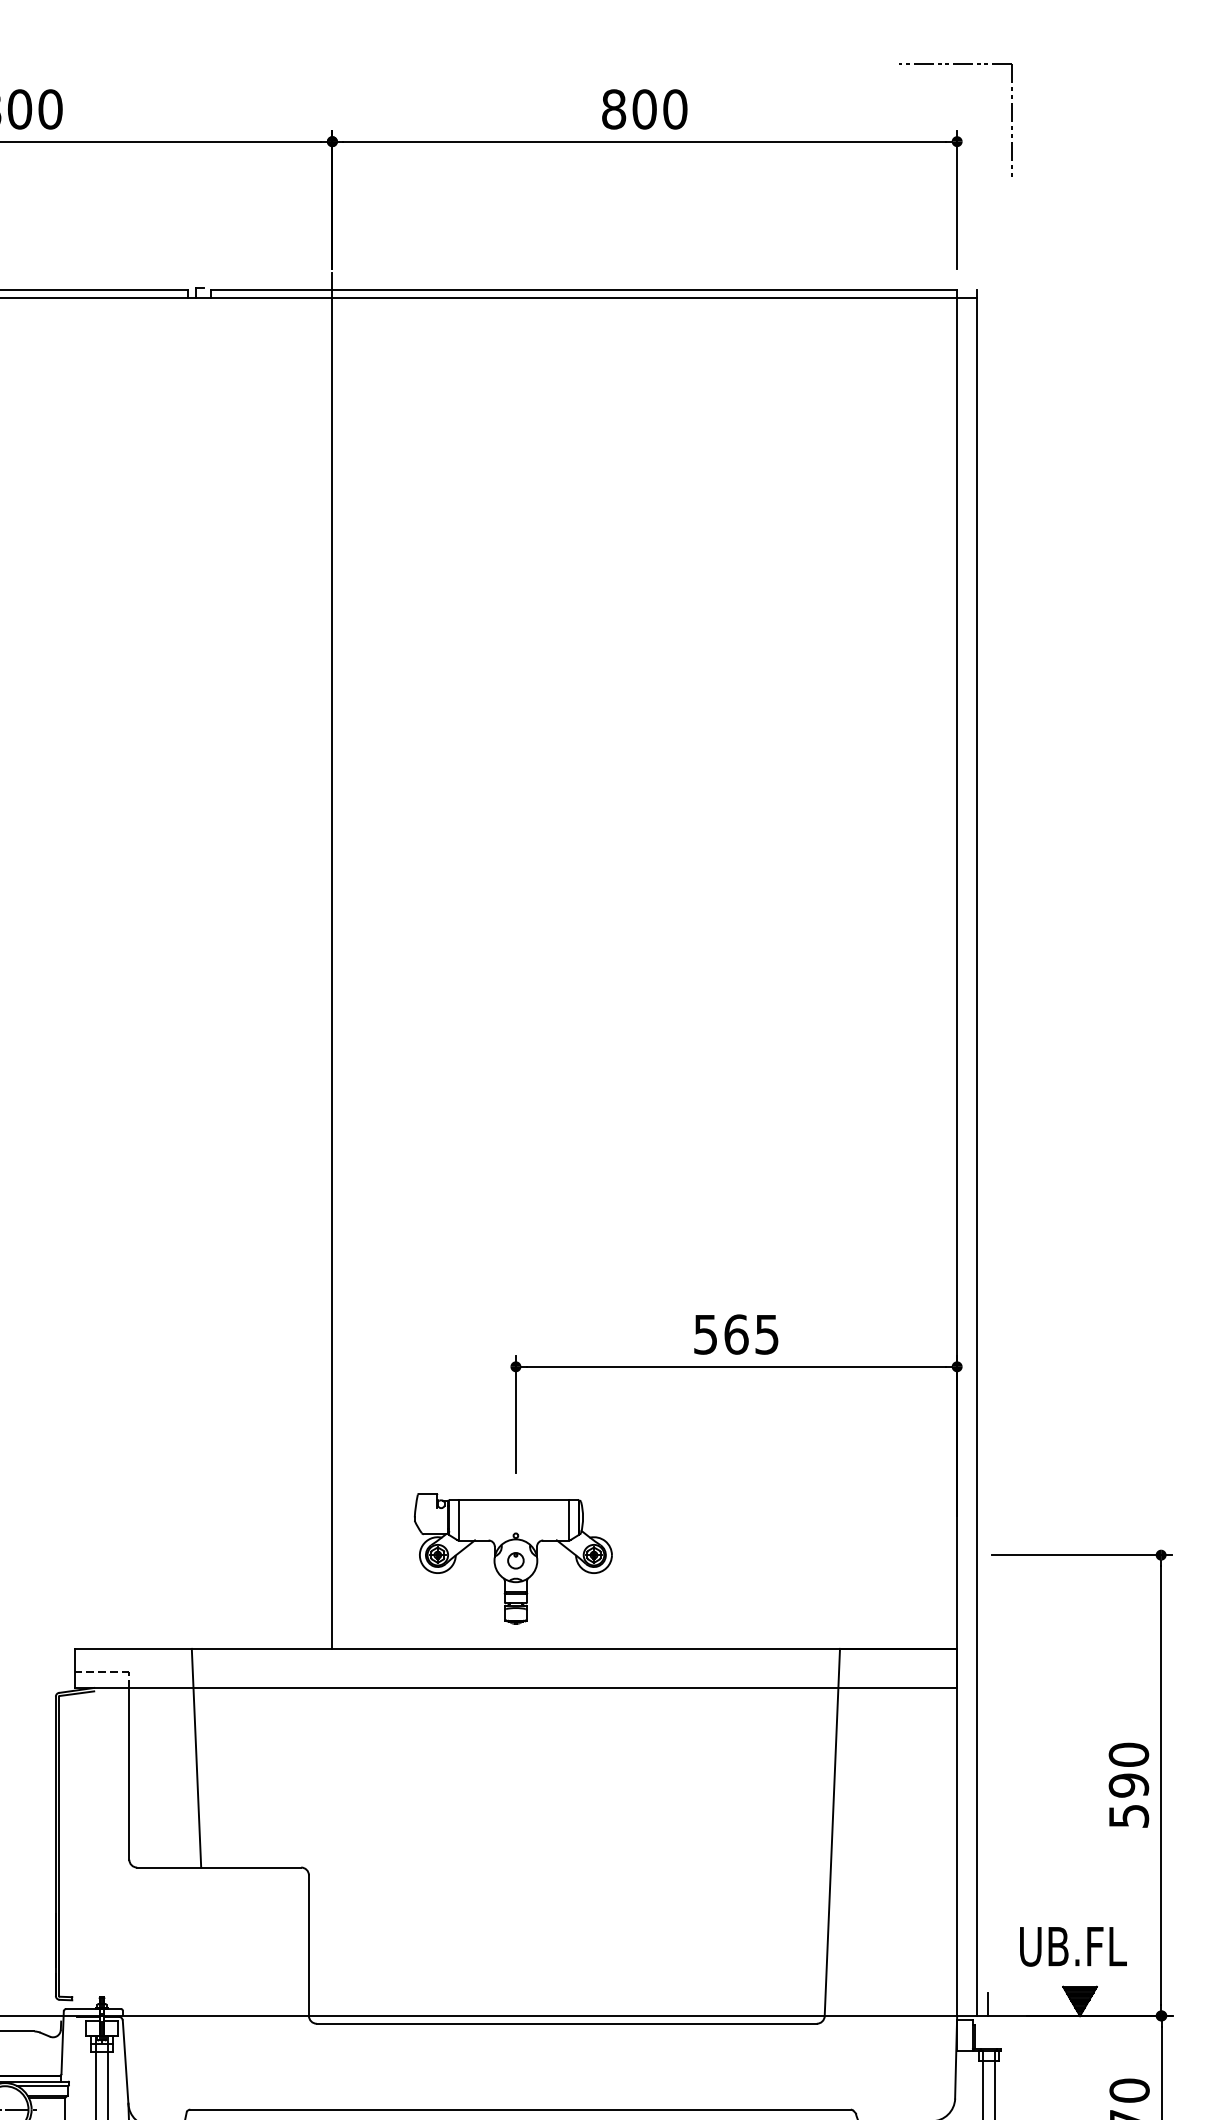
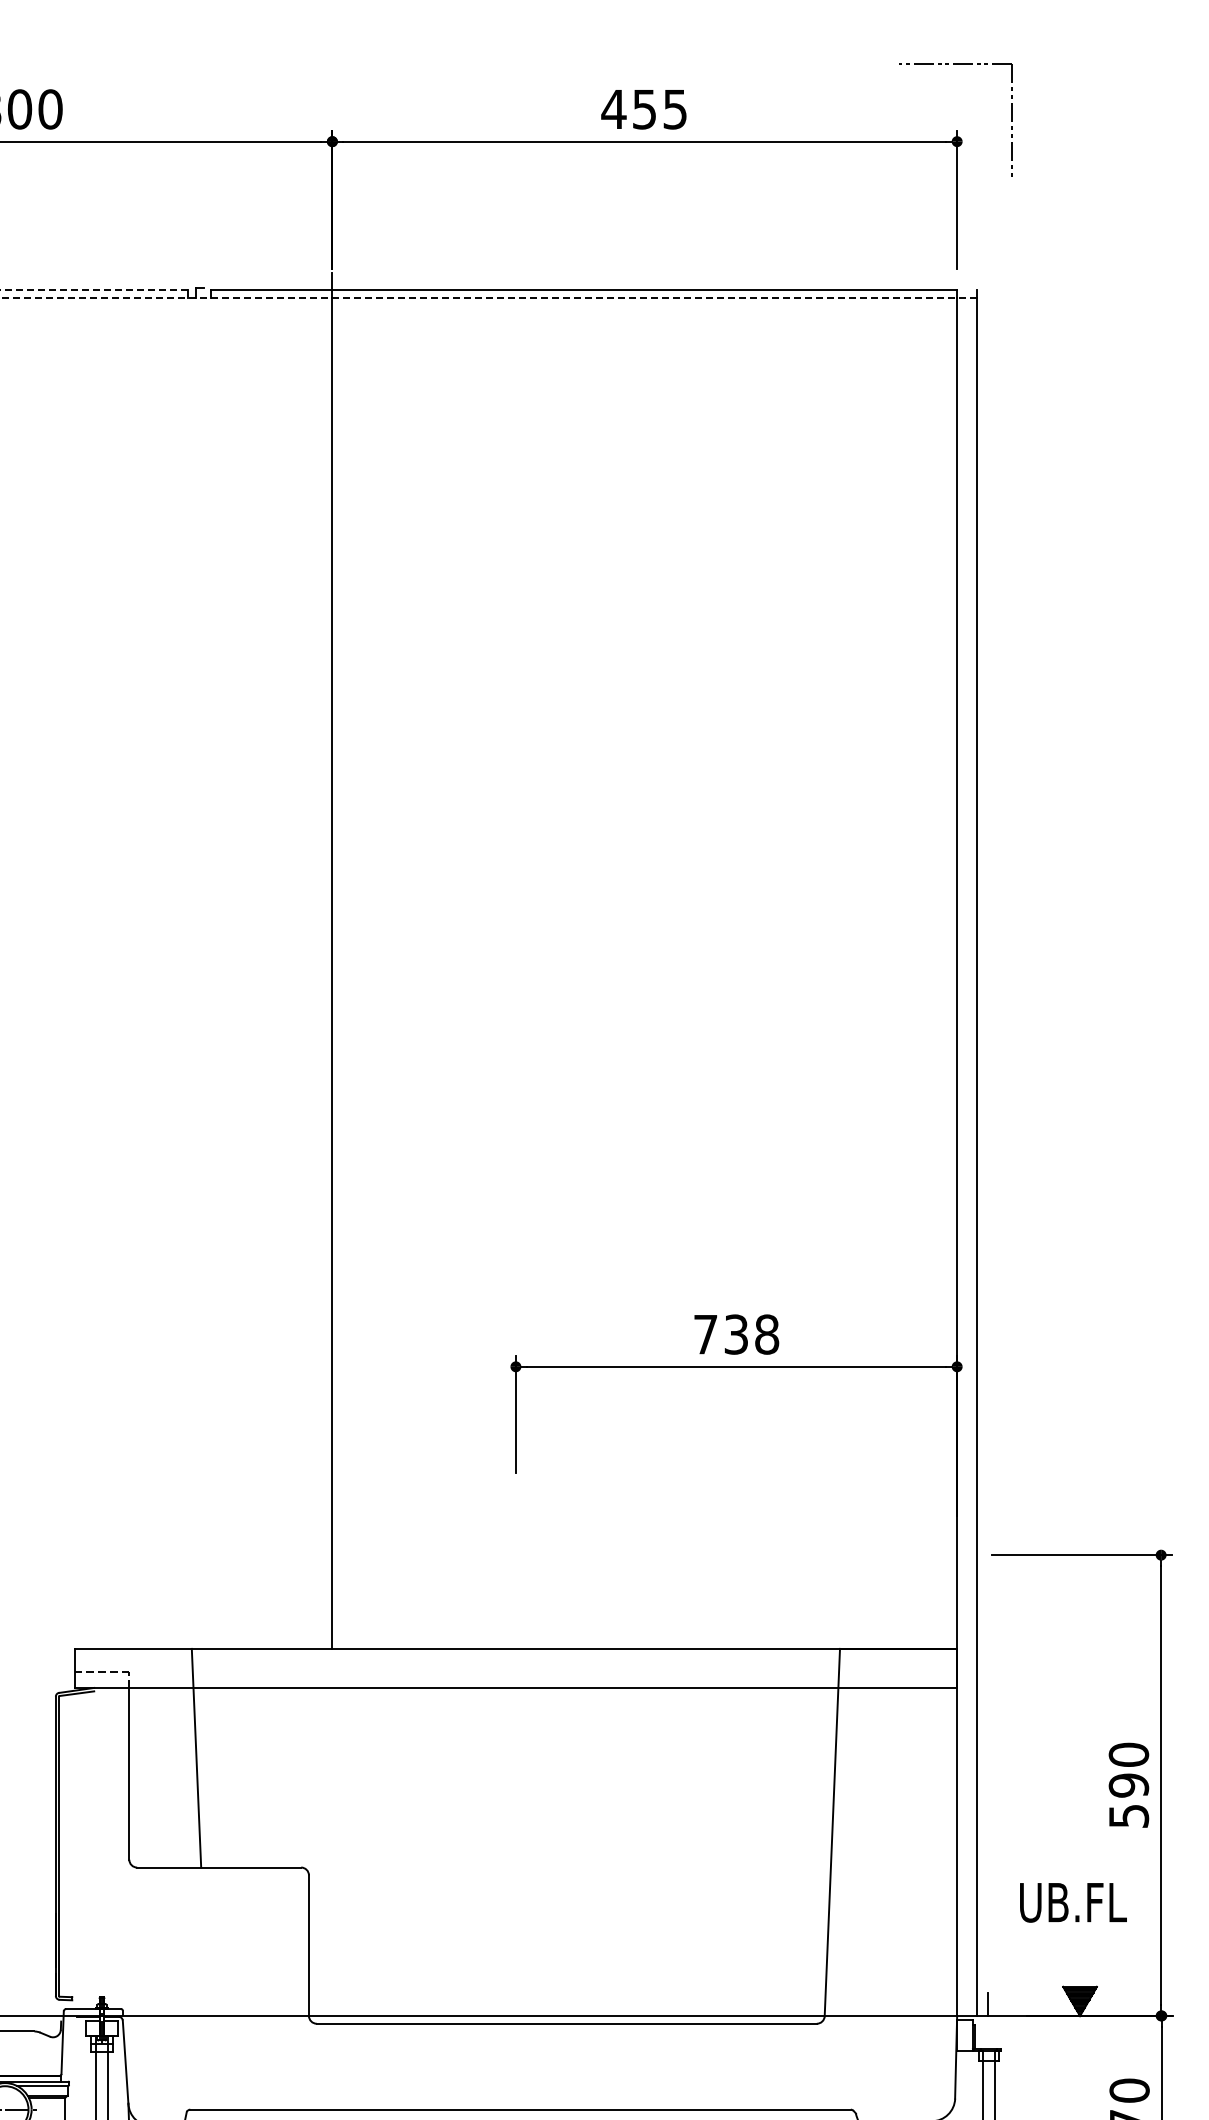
text: 800 -> 455 (644, 109)
line: solid -> dashed (93, 290)
line: solid -> dashed (487, 297)
text: 565 -> 738 (736, 1334)
part: present -> none (513, 1558)
text position: (1073, 1946) -> (1073, 1902) (1073, 1902)
